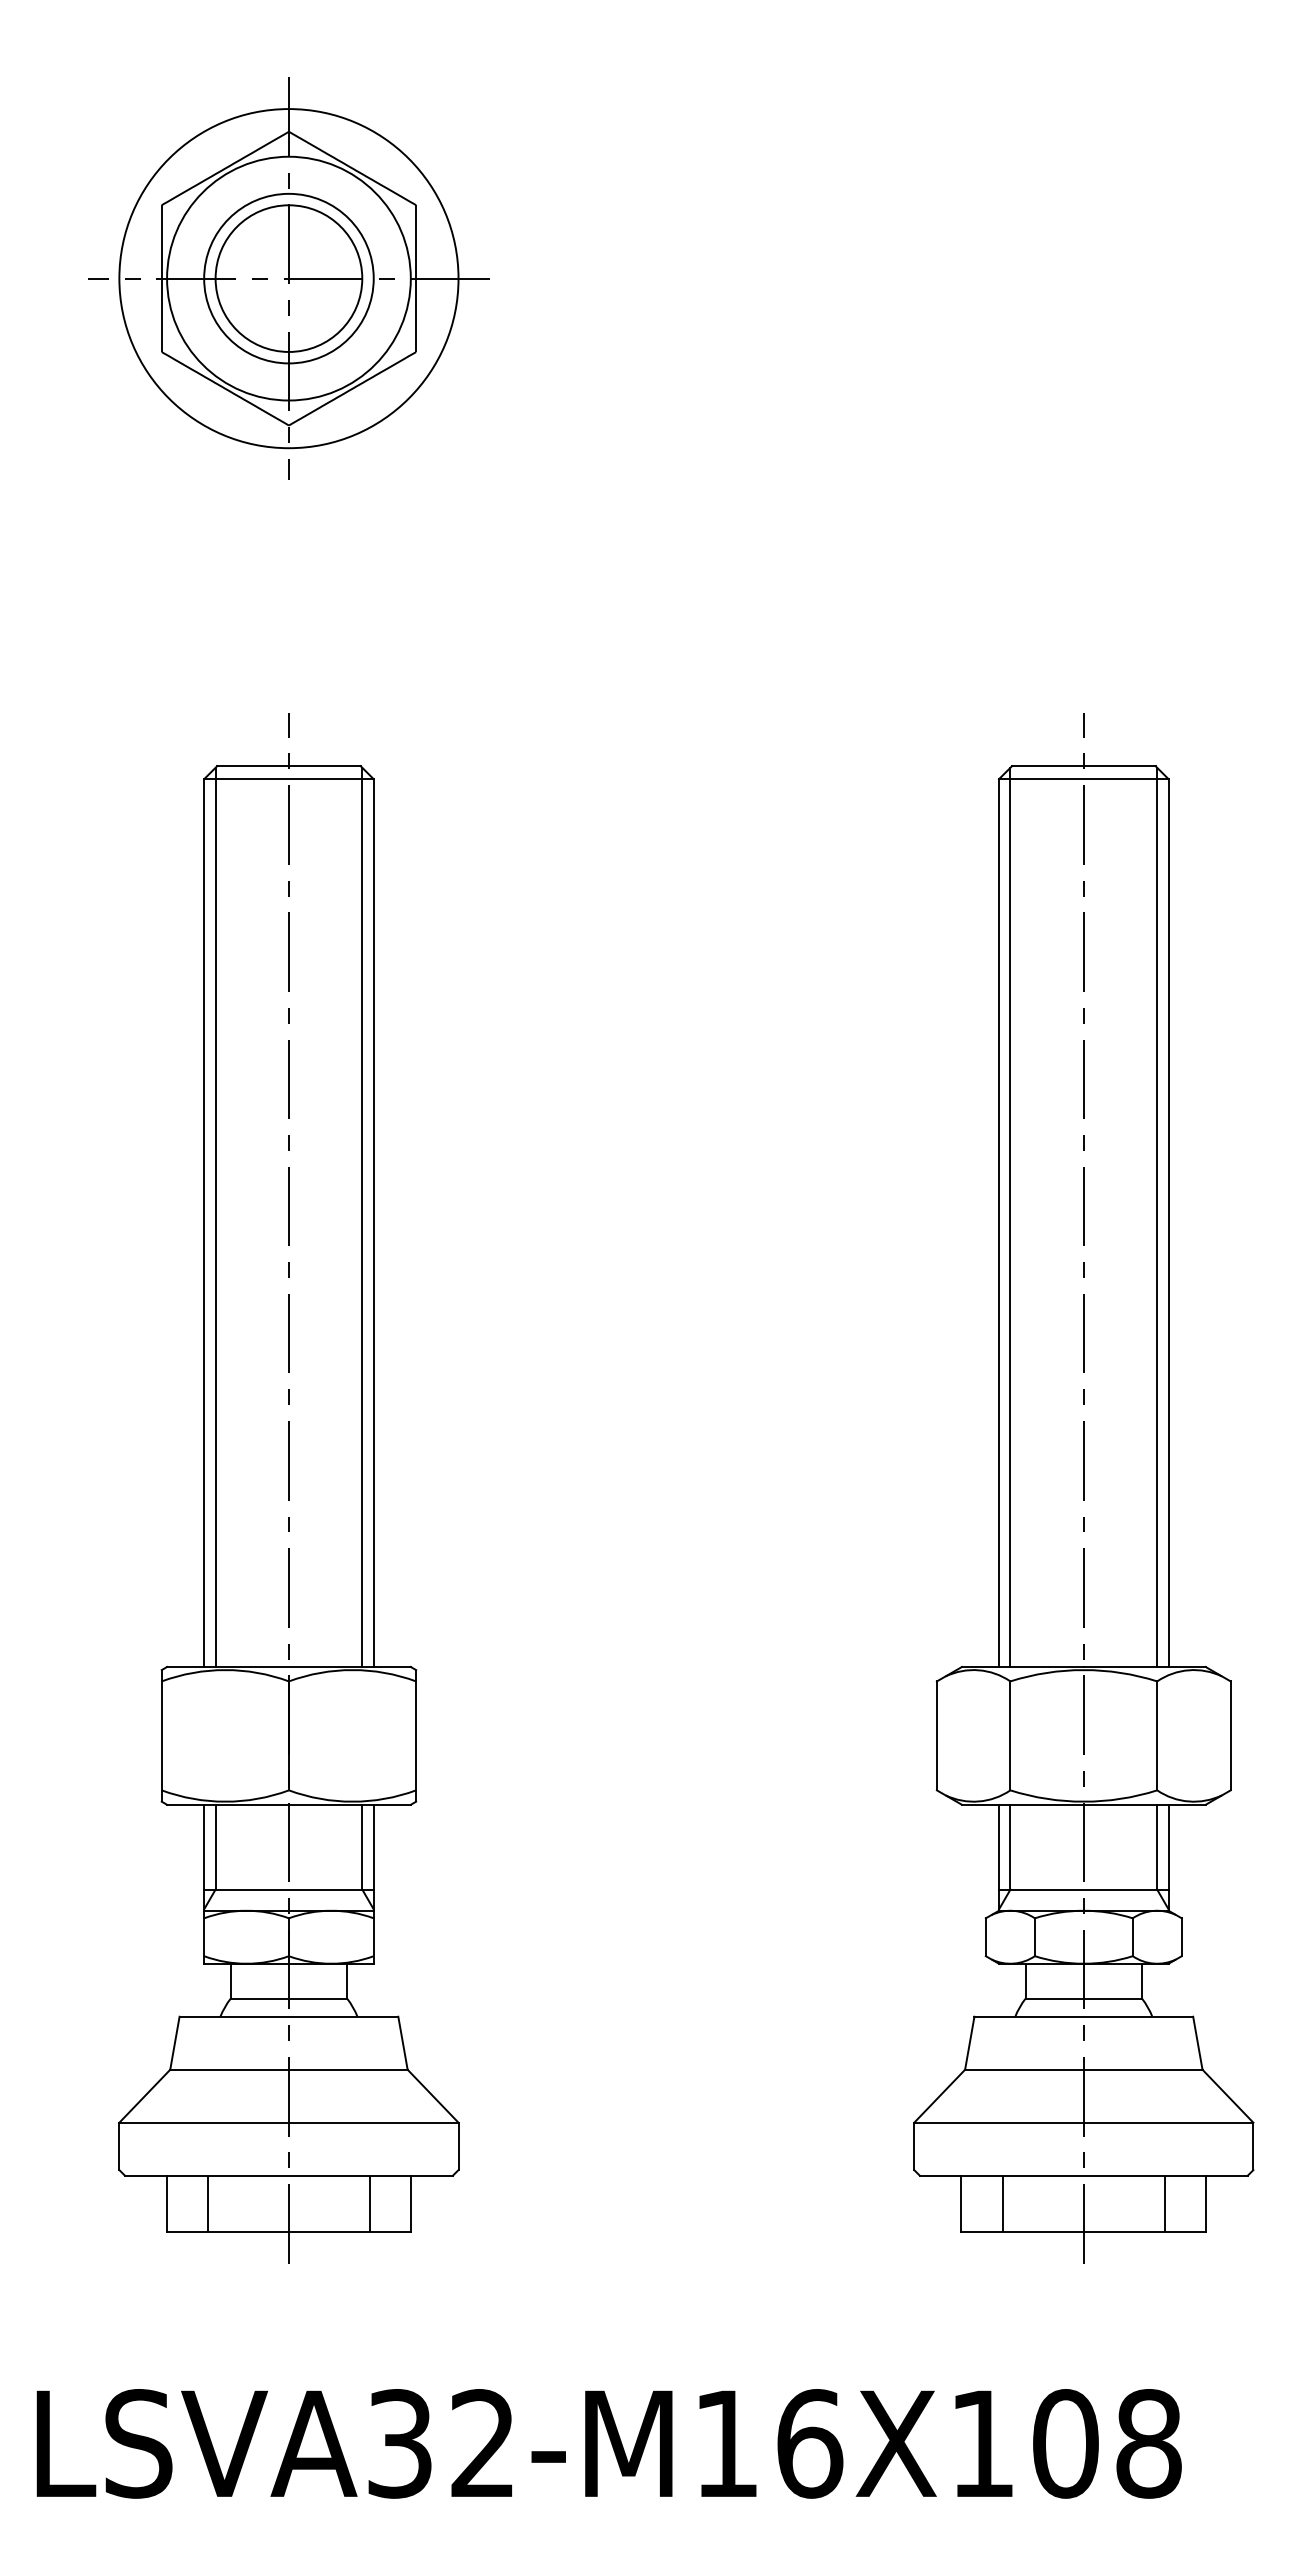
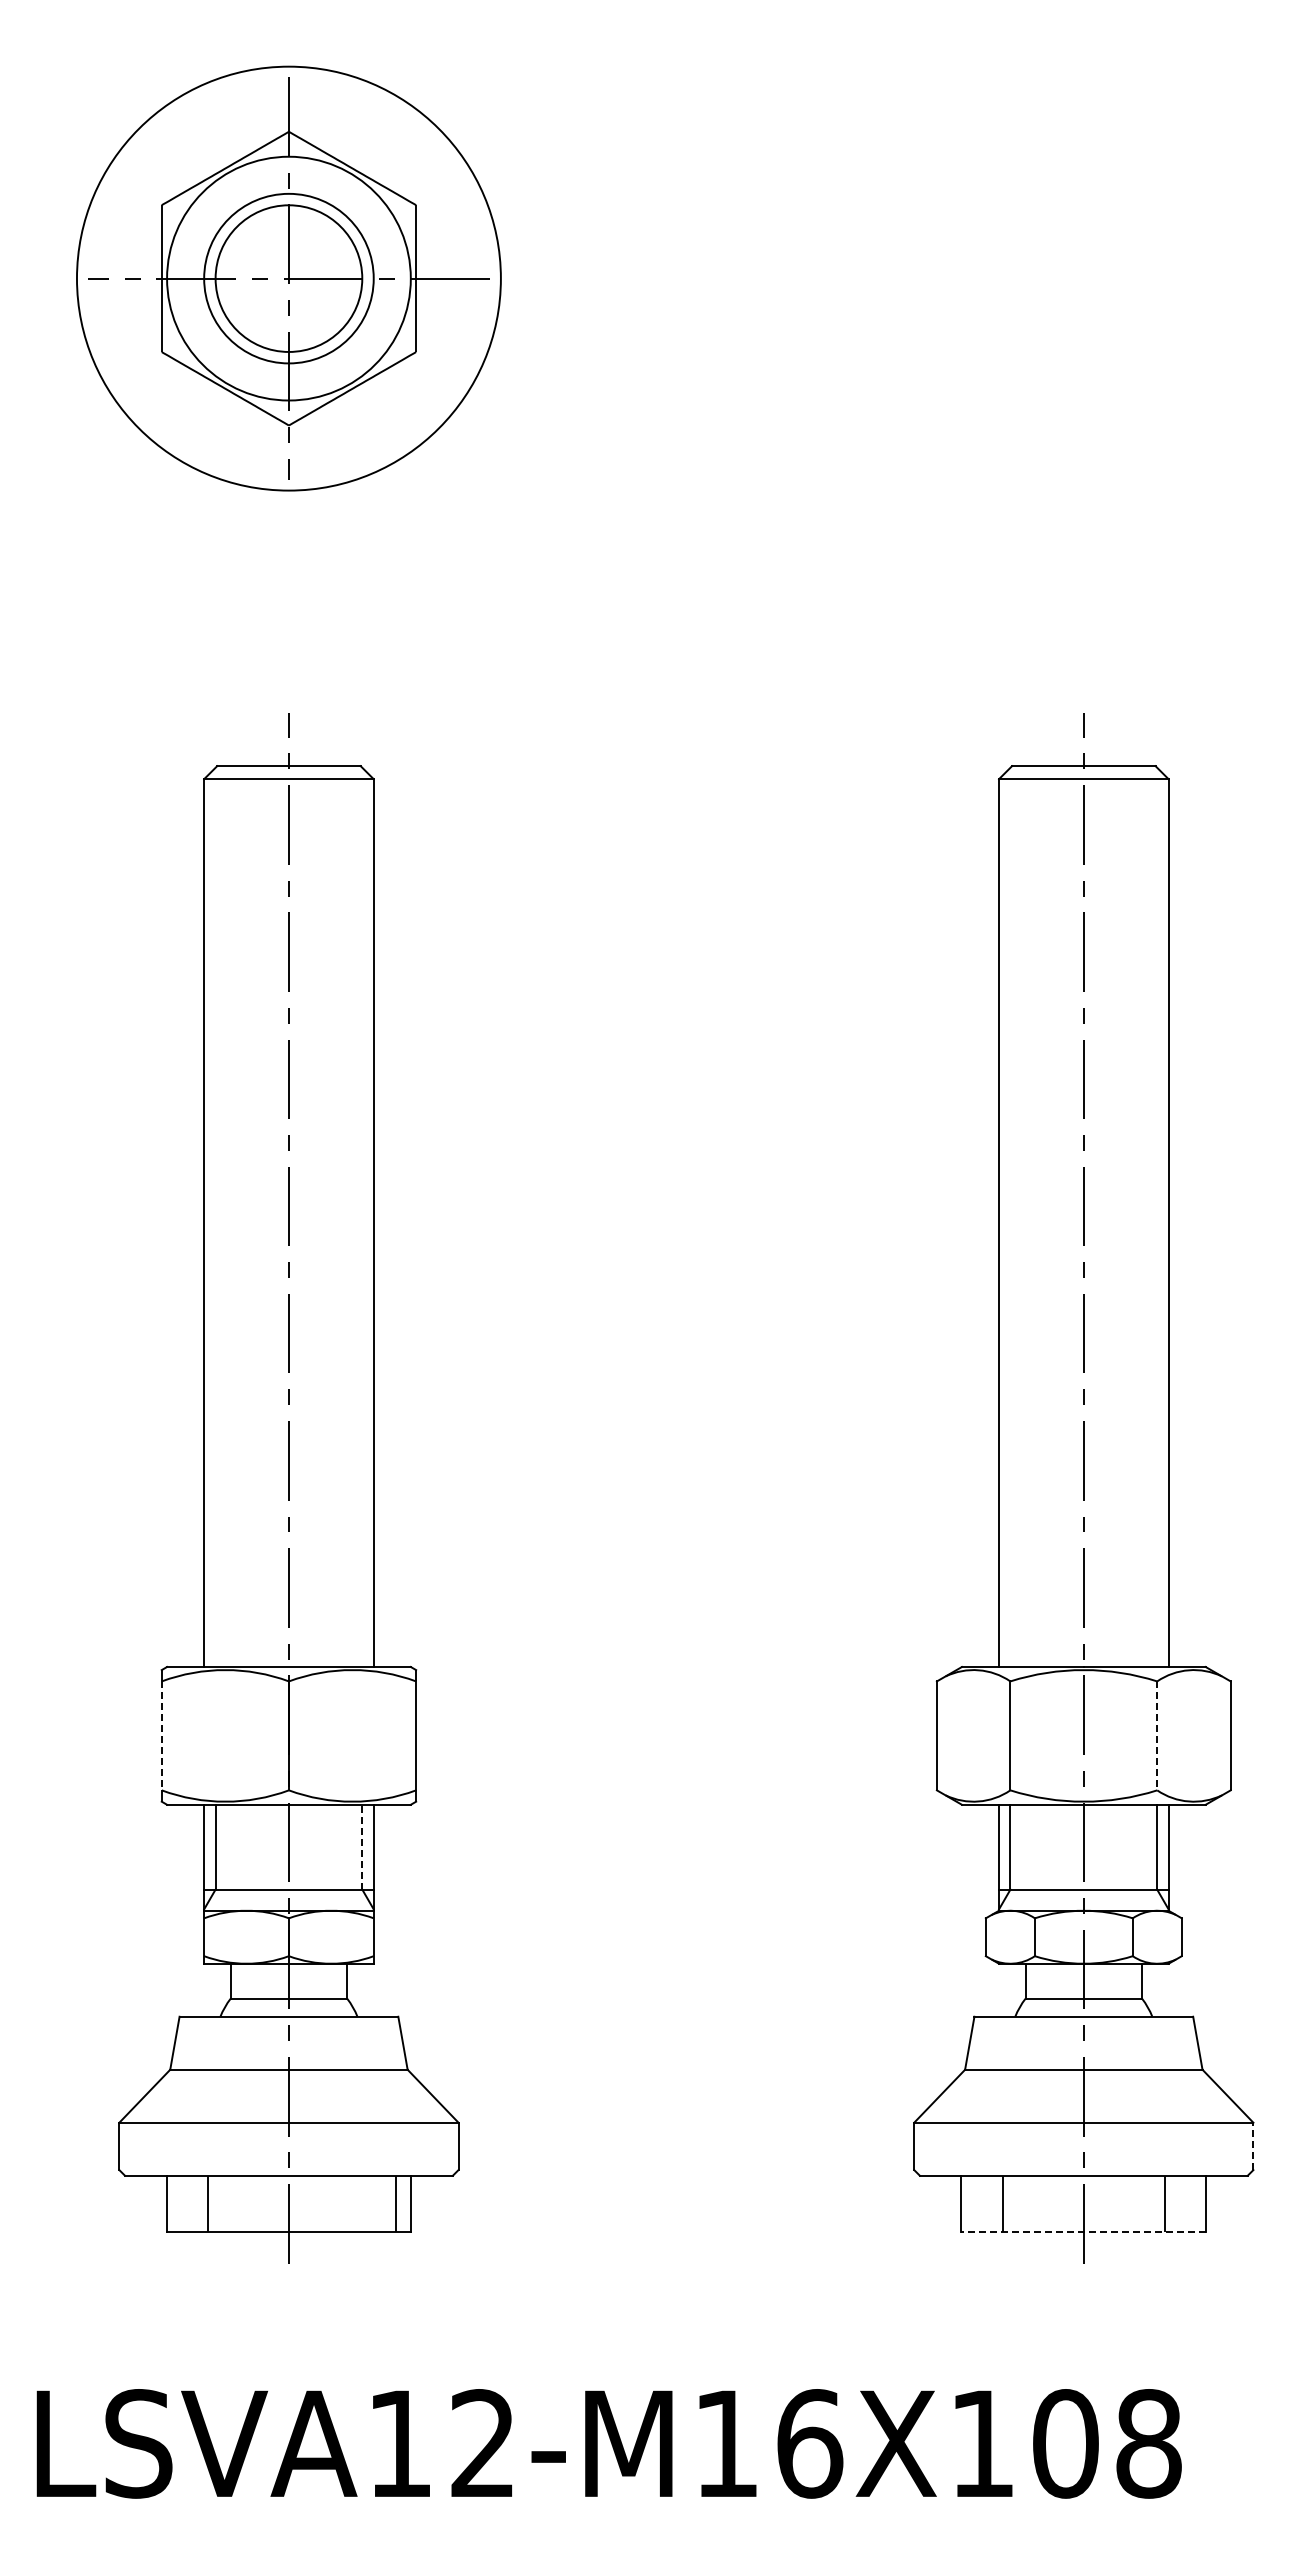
circle diameter: 339 px -> 424 px (288, 278)
line: present -> none (215, 1217)
line: present -> none (362, 1217)
line: present -> none (1010, 1217)
line: present -> none (1157, 1217)
line: solid -> dashed (161, 1736)
line: solid -> dashed (1157, 1736)
line: solid -> dashed (362, 1846)
line: solid -> dashed (1253, 2146)
line position: (370, 2203) -> (396, 2203) (396, 2203)
line: solid -> dashed (1083, 2231)
text: LSVA32-M16X108 -> LSVA12-M16X108 (399, 2443)
